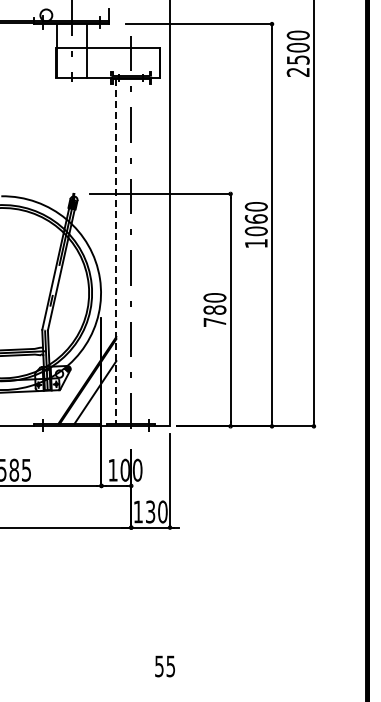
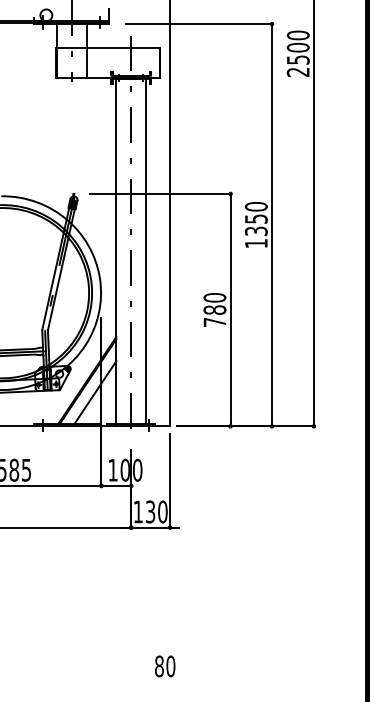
text: 1060 -> 1350 (255, 225)
line: dashed -> solid (116, 251)
line: none -> present (146, 251)
text: 55 -> 80 (165, 666)
